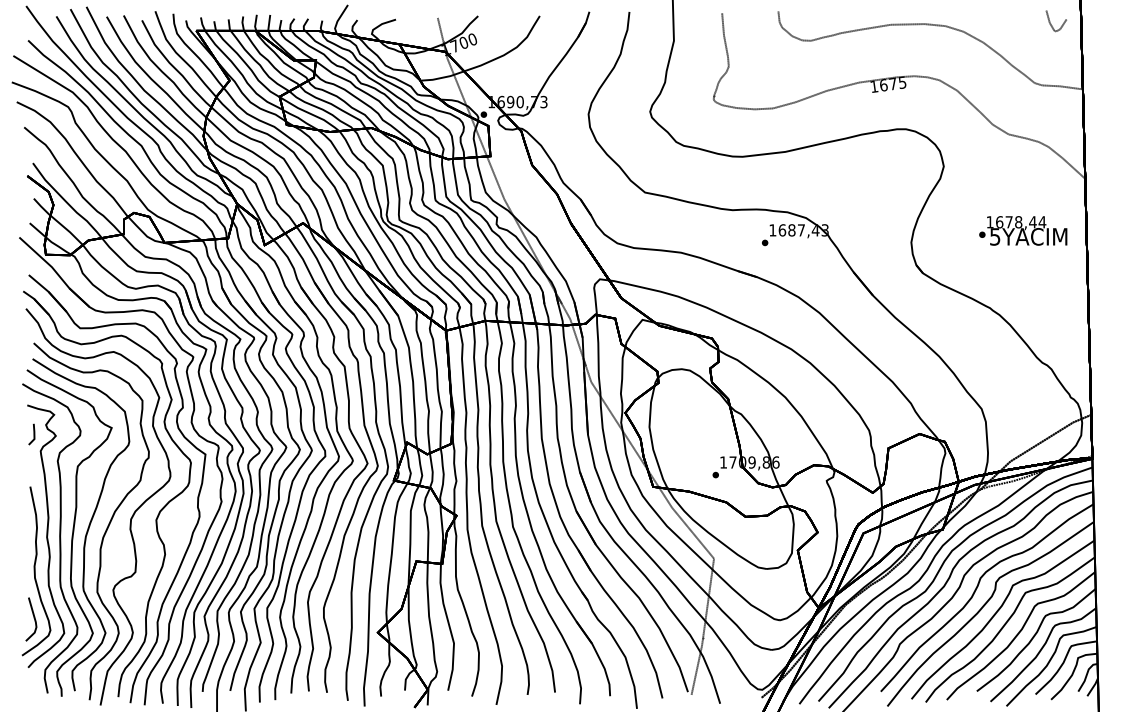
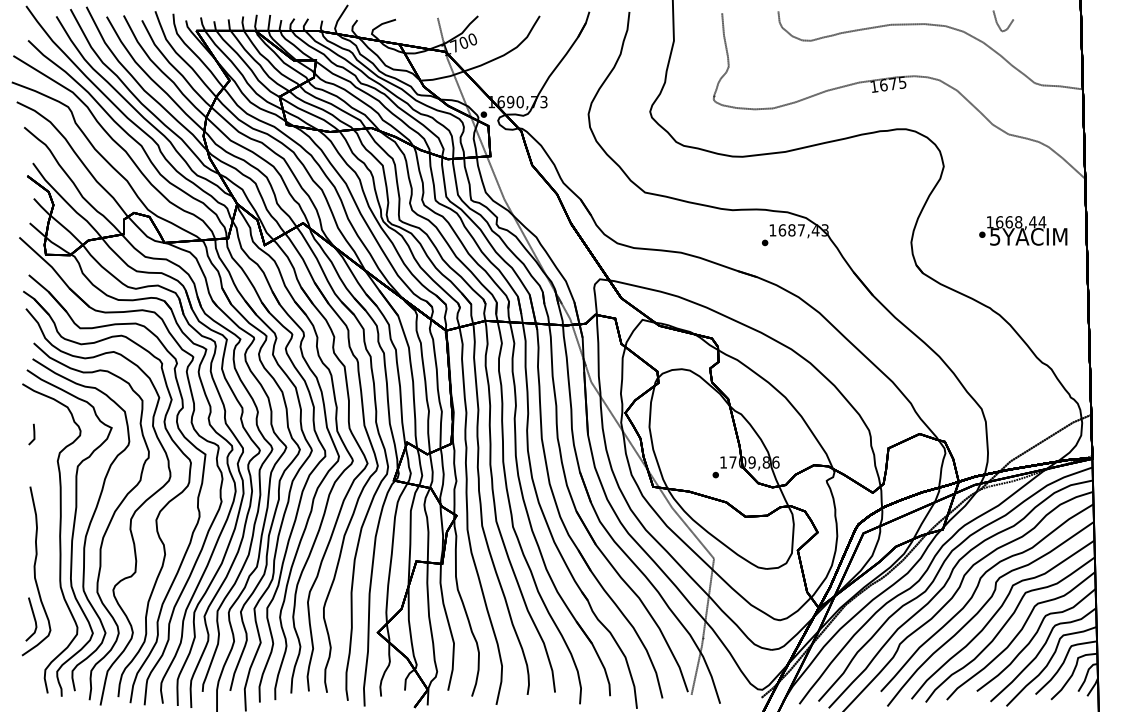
curve position: (1051, 23) -> (998, 23) (998, 23)
text: 1678,44 -> 1668,44 (1008, 222)
part: present -> none (46, 535)
